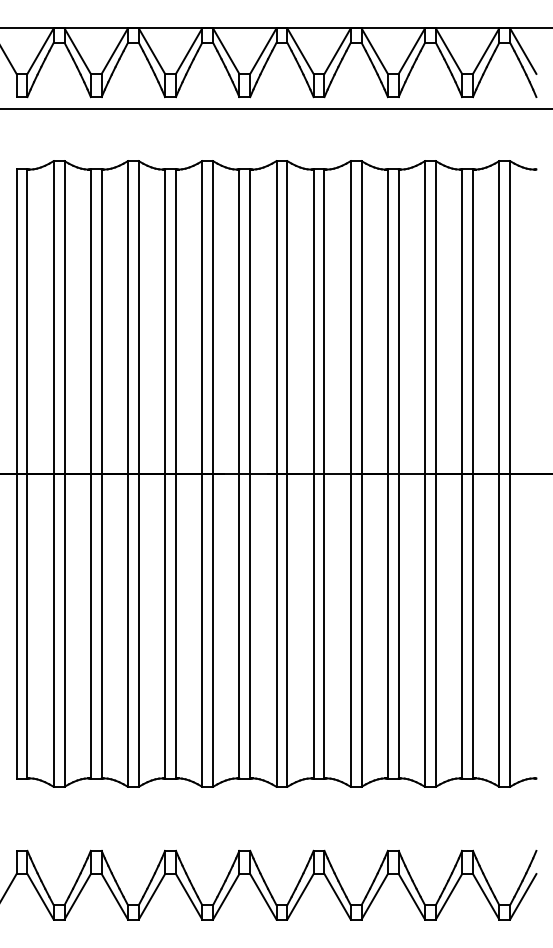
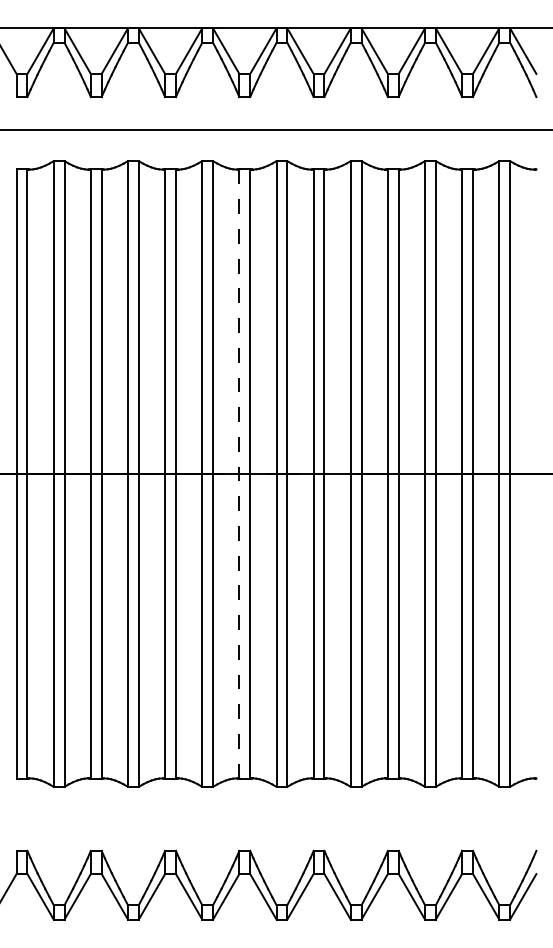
line position: (275, 109) -> (275, 130) (275, 130)
line: solid -> dashed (239, 473)
